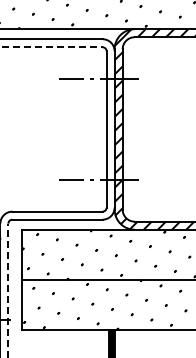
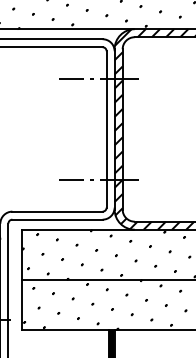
line: dashed -> solid (51, 47)
line: dashed -> solid (8, 290)
